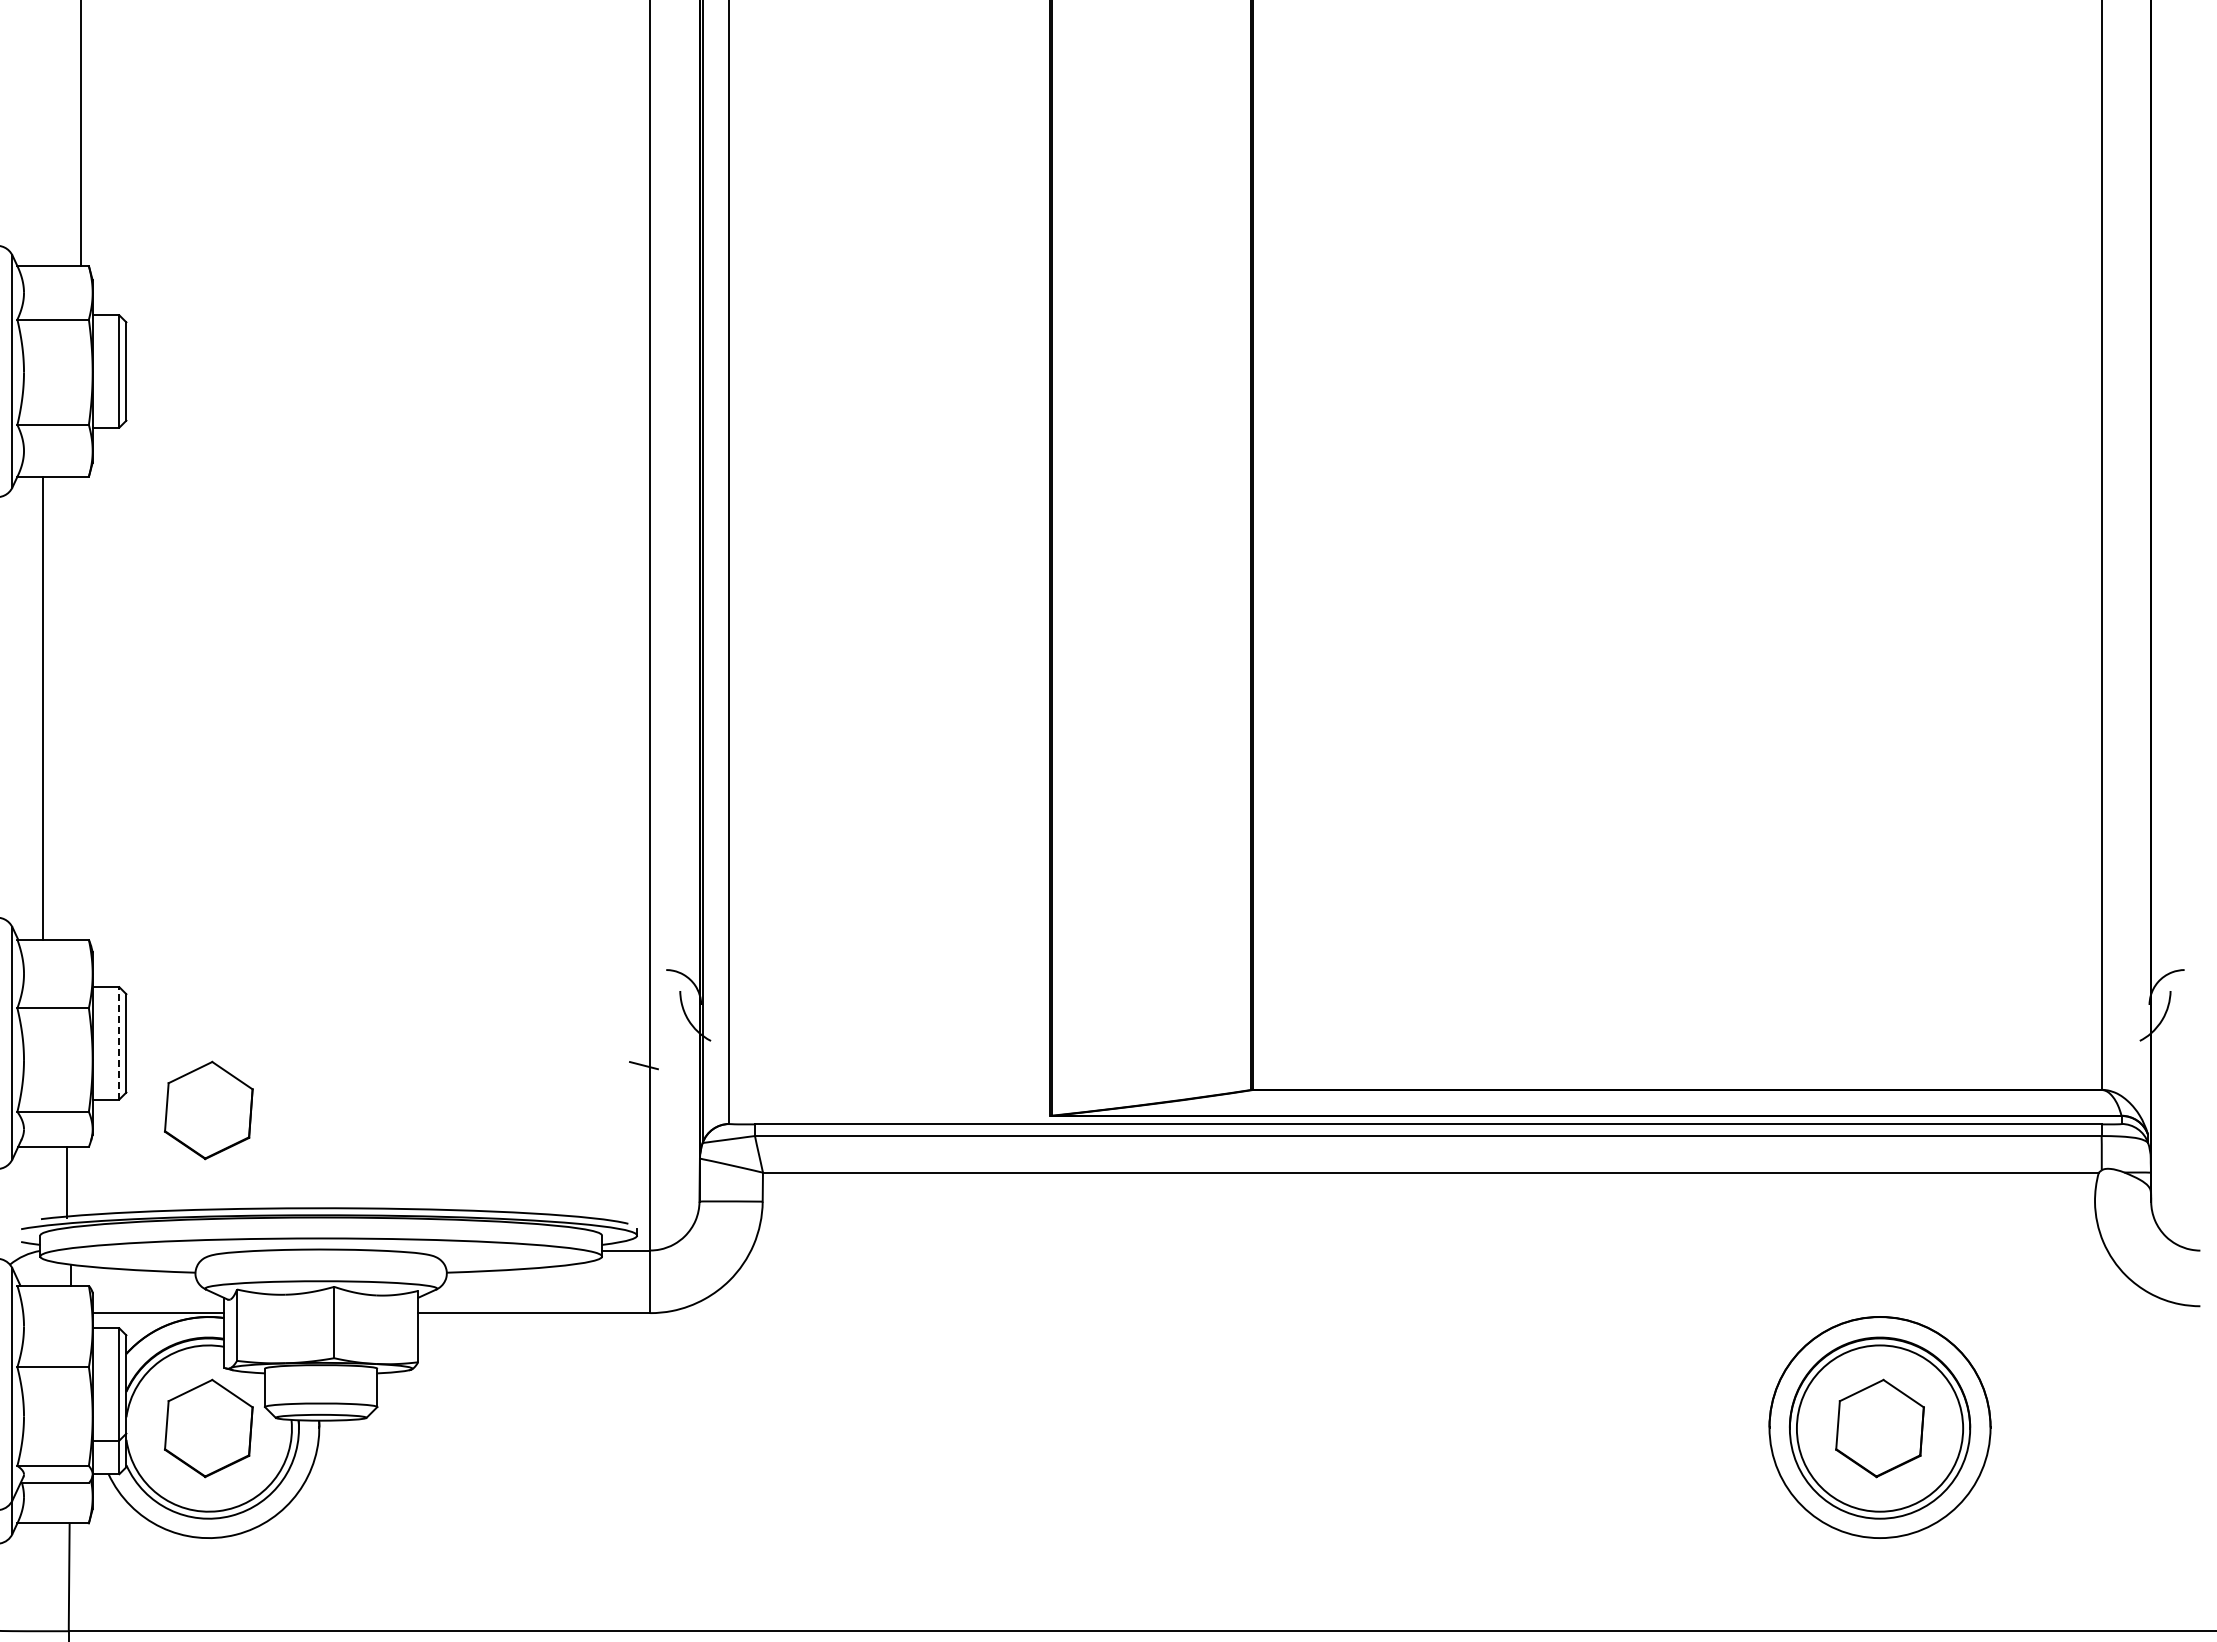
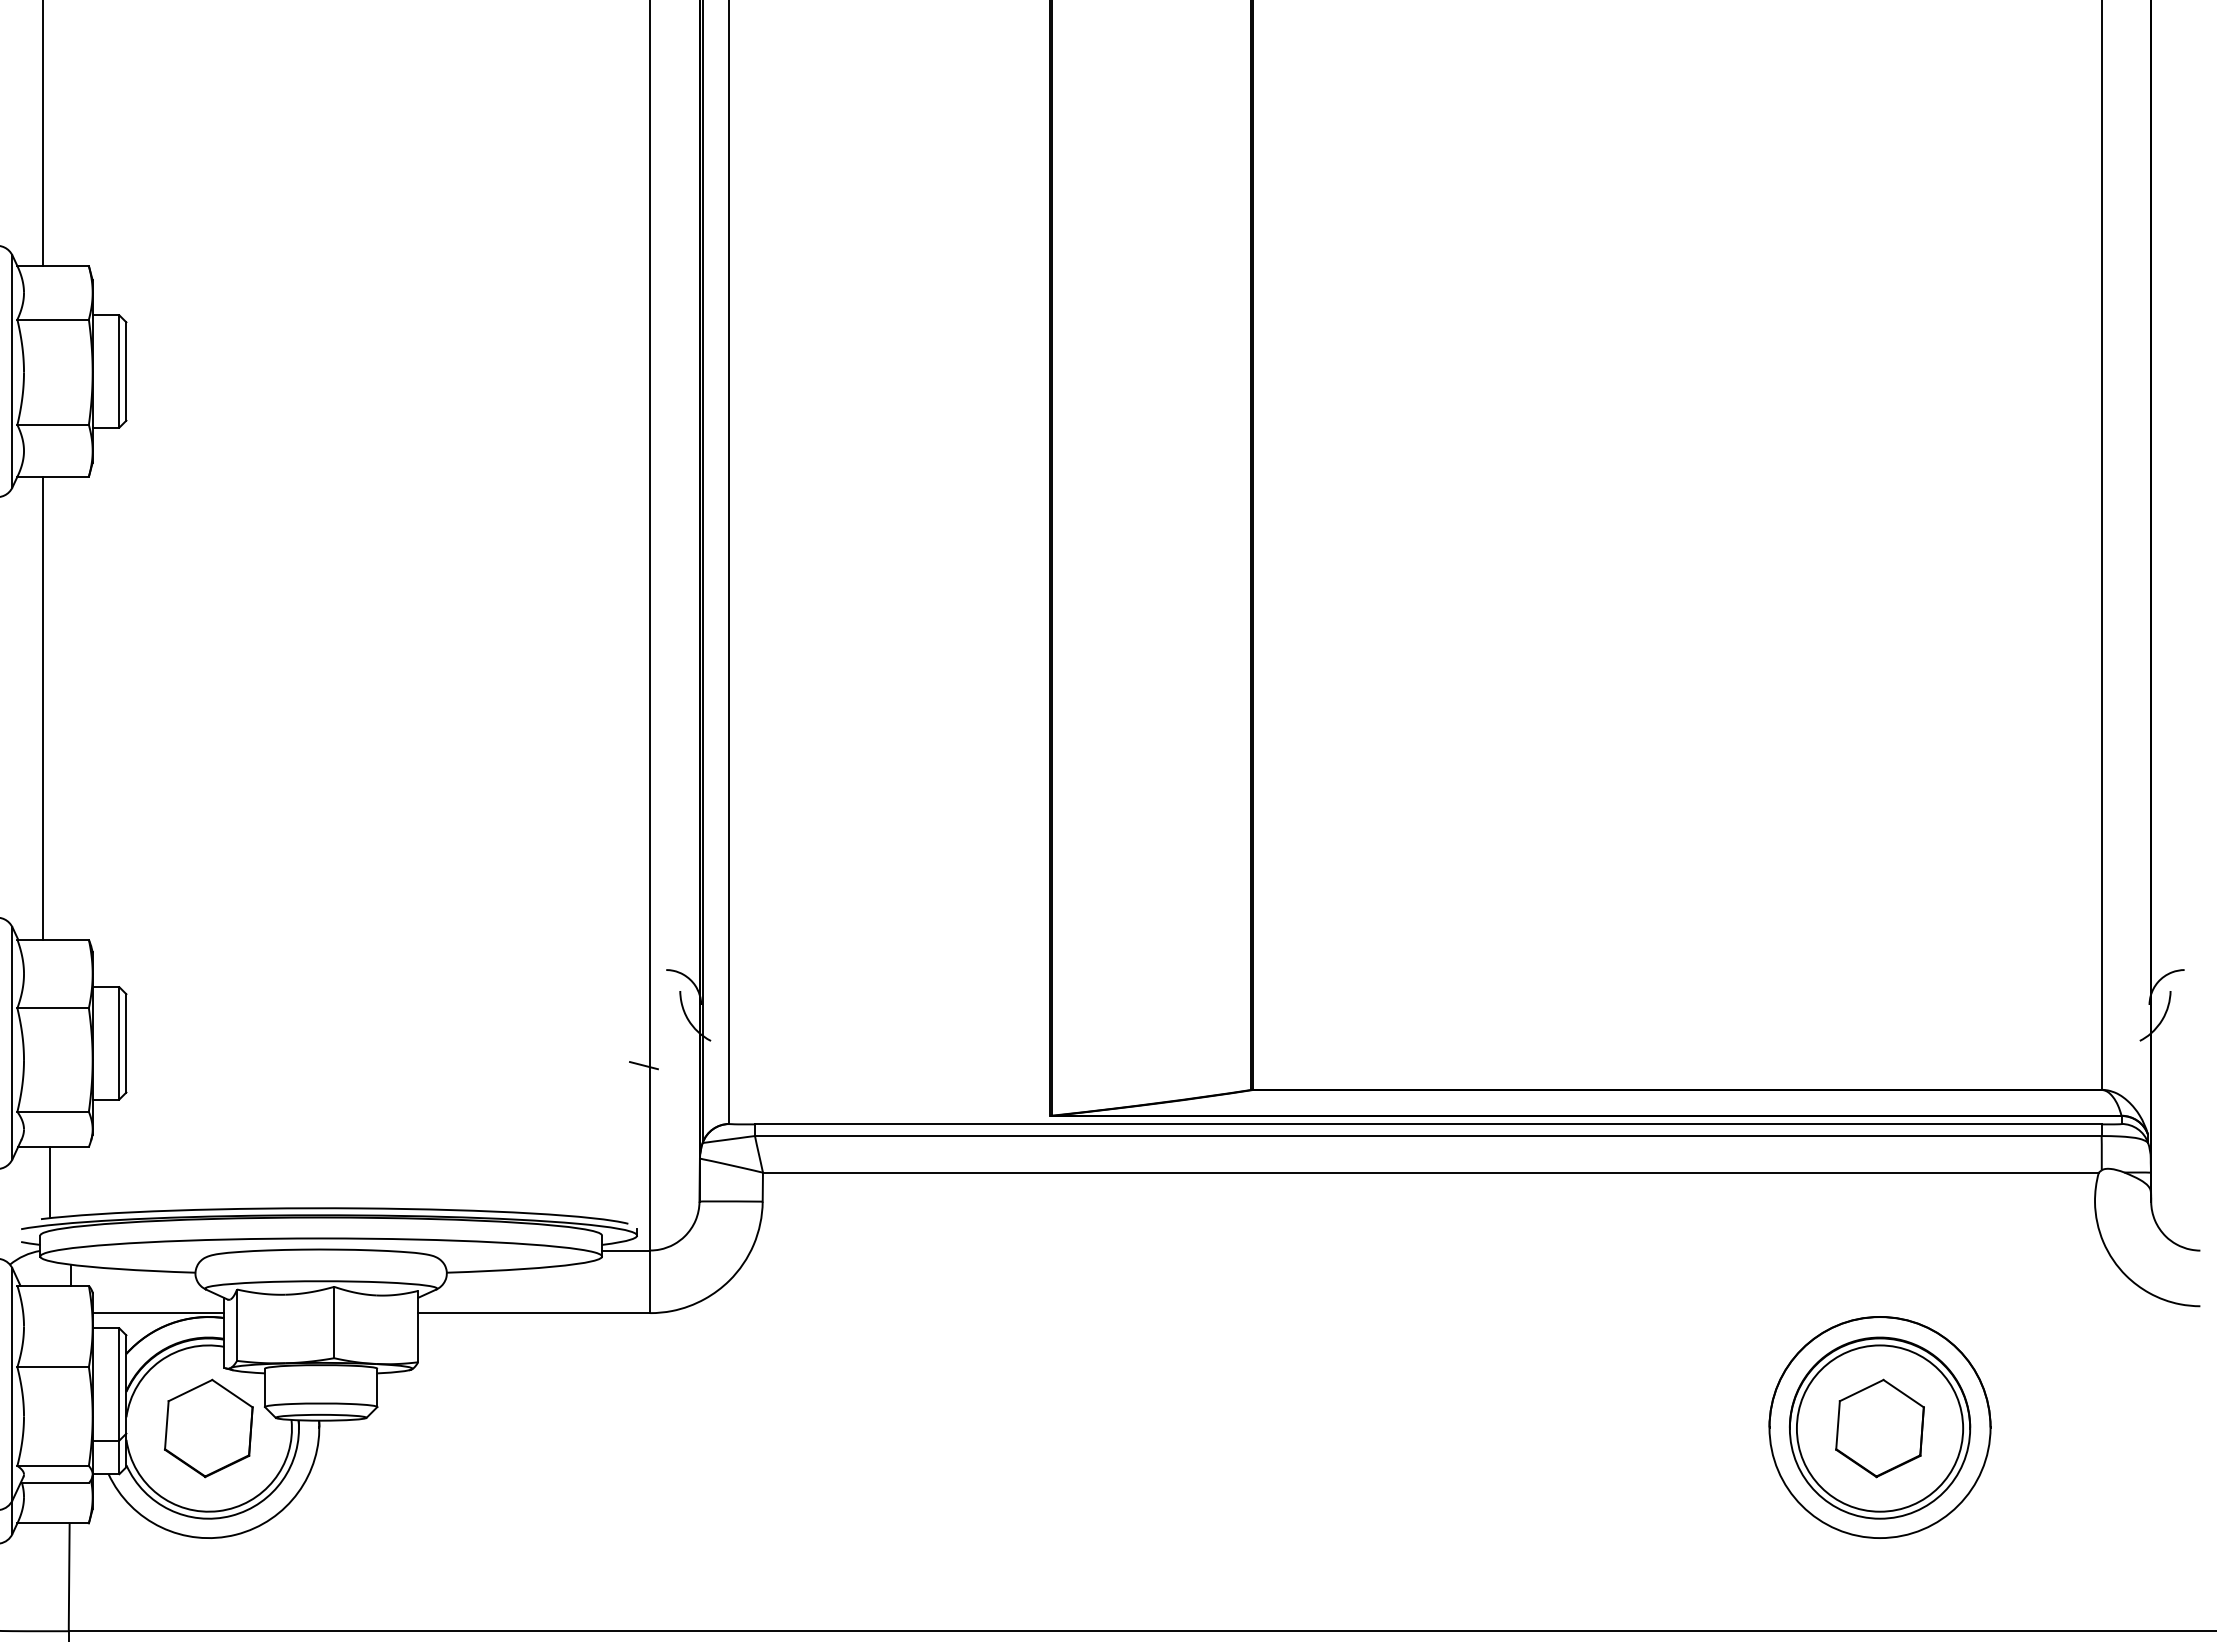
line position: (81, 134) -> (43, 134) (43, 134)
line: dashed -> solid (119, 1042)
part: present -> none (208, 1110)
line position: (67, 1182) -> (50, 1182) (50, 1182)
